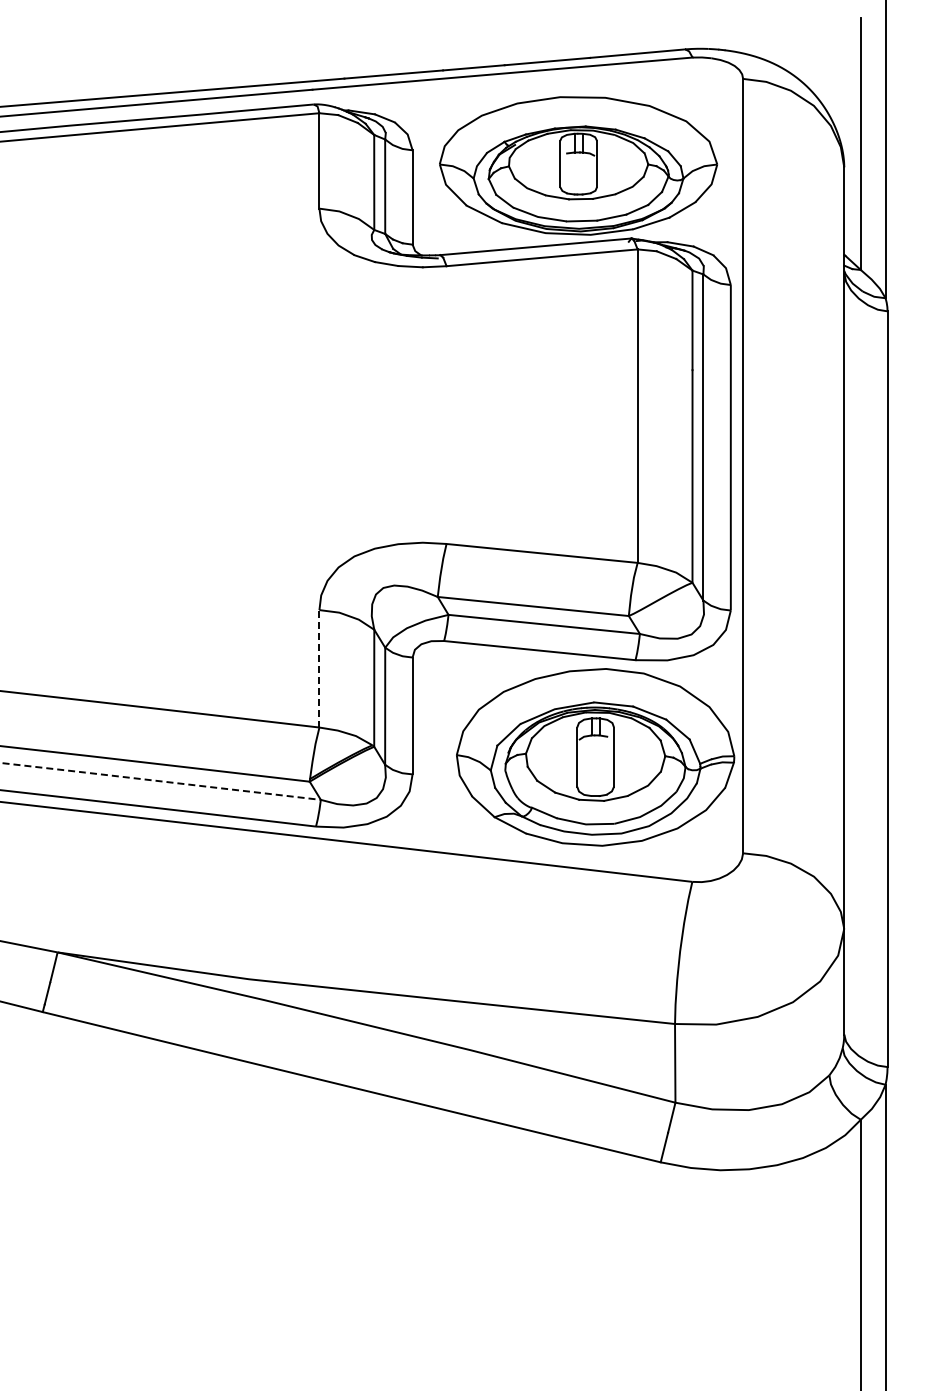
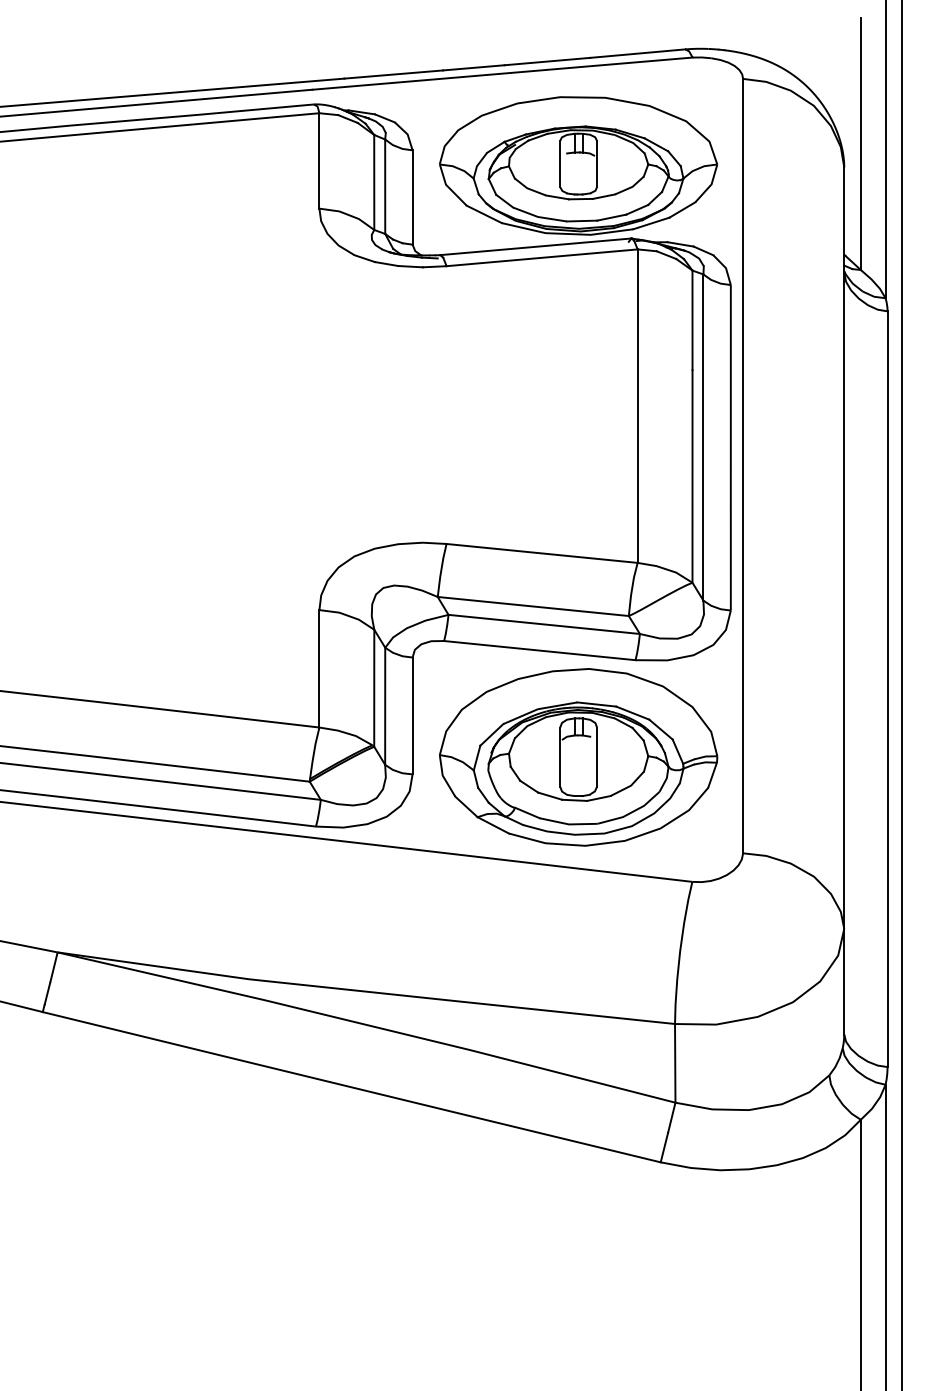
line: dashed -> solid (319, 668)
line: none -> present (902, 694)
part position: (595, 757) -> (578, 757) (578, 757)
line: dashed -> solid (160, 781)
